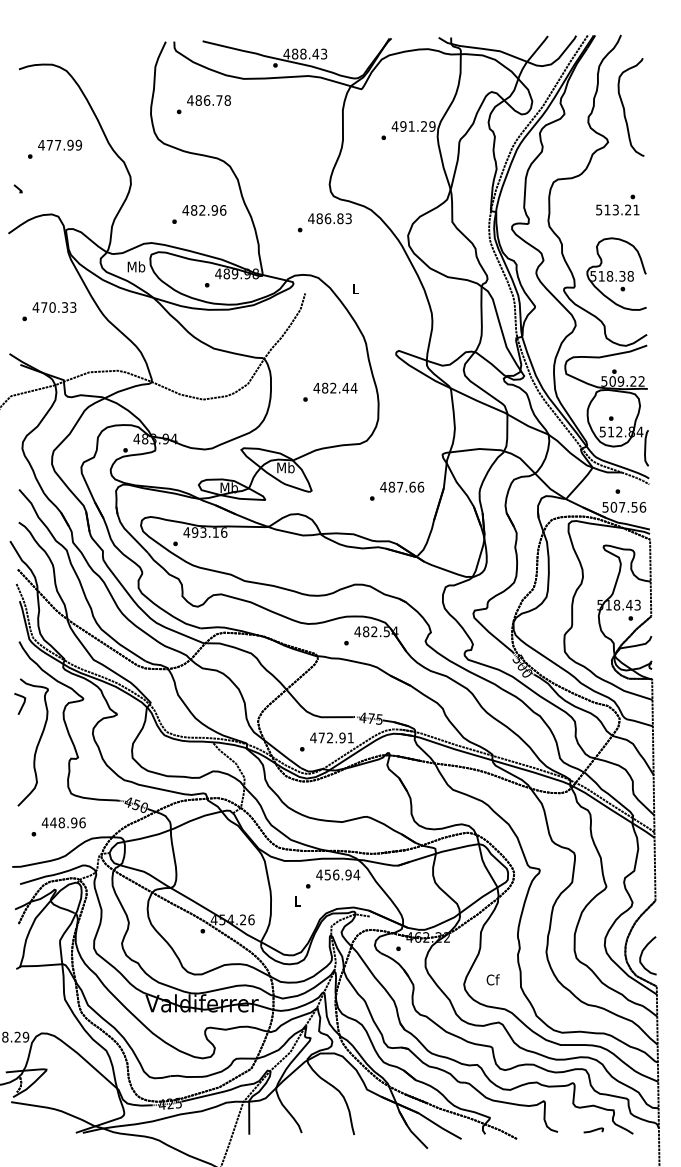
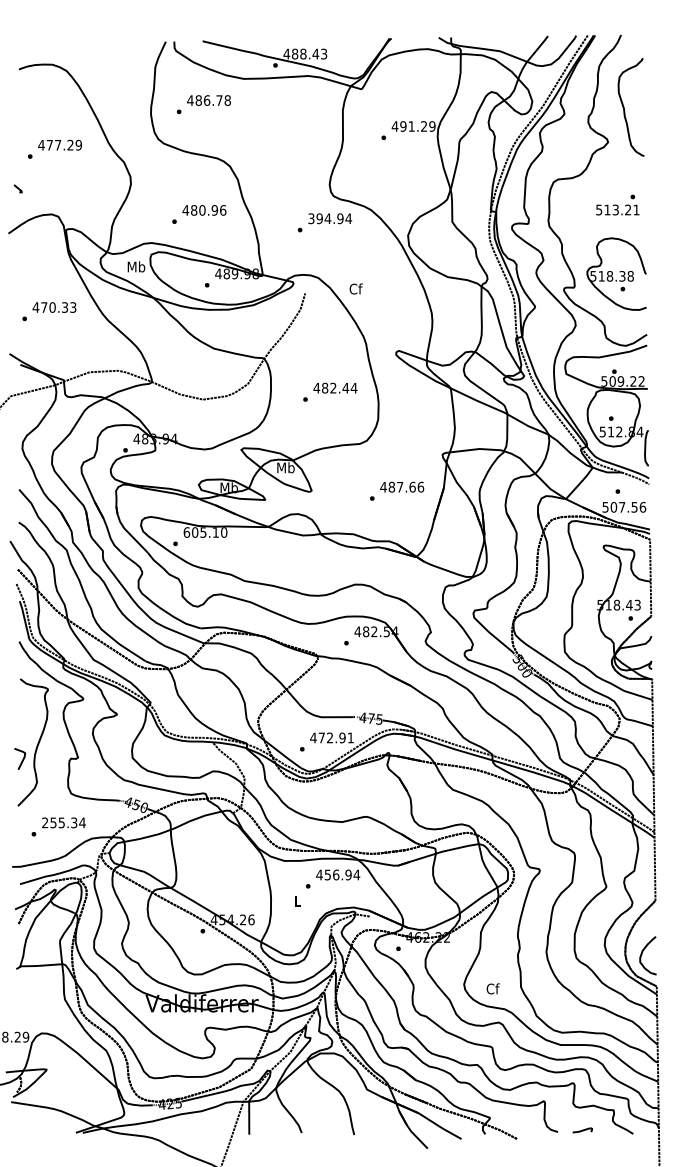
text: 477.99 -> 477.29 (70, 145)
text: 482.96 -> 480.96 (202, 210)
text: 486.83 -> 394.94 (330, 218)
text: L -> Cf (355, 288)
text: 493.16 -> 605.10 (205, 532)
line position: (22, 703) -> (22, 758) (22, 758)
text: 448.96 -> 255.34 (63, 822)
text position: (492, 979) -> (492, 988) (492, 988)
curve position: (593, 1130) -> (582, 1130) (582, 1130)
